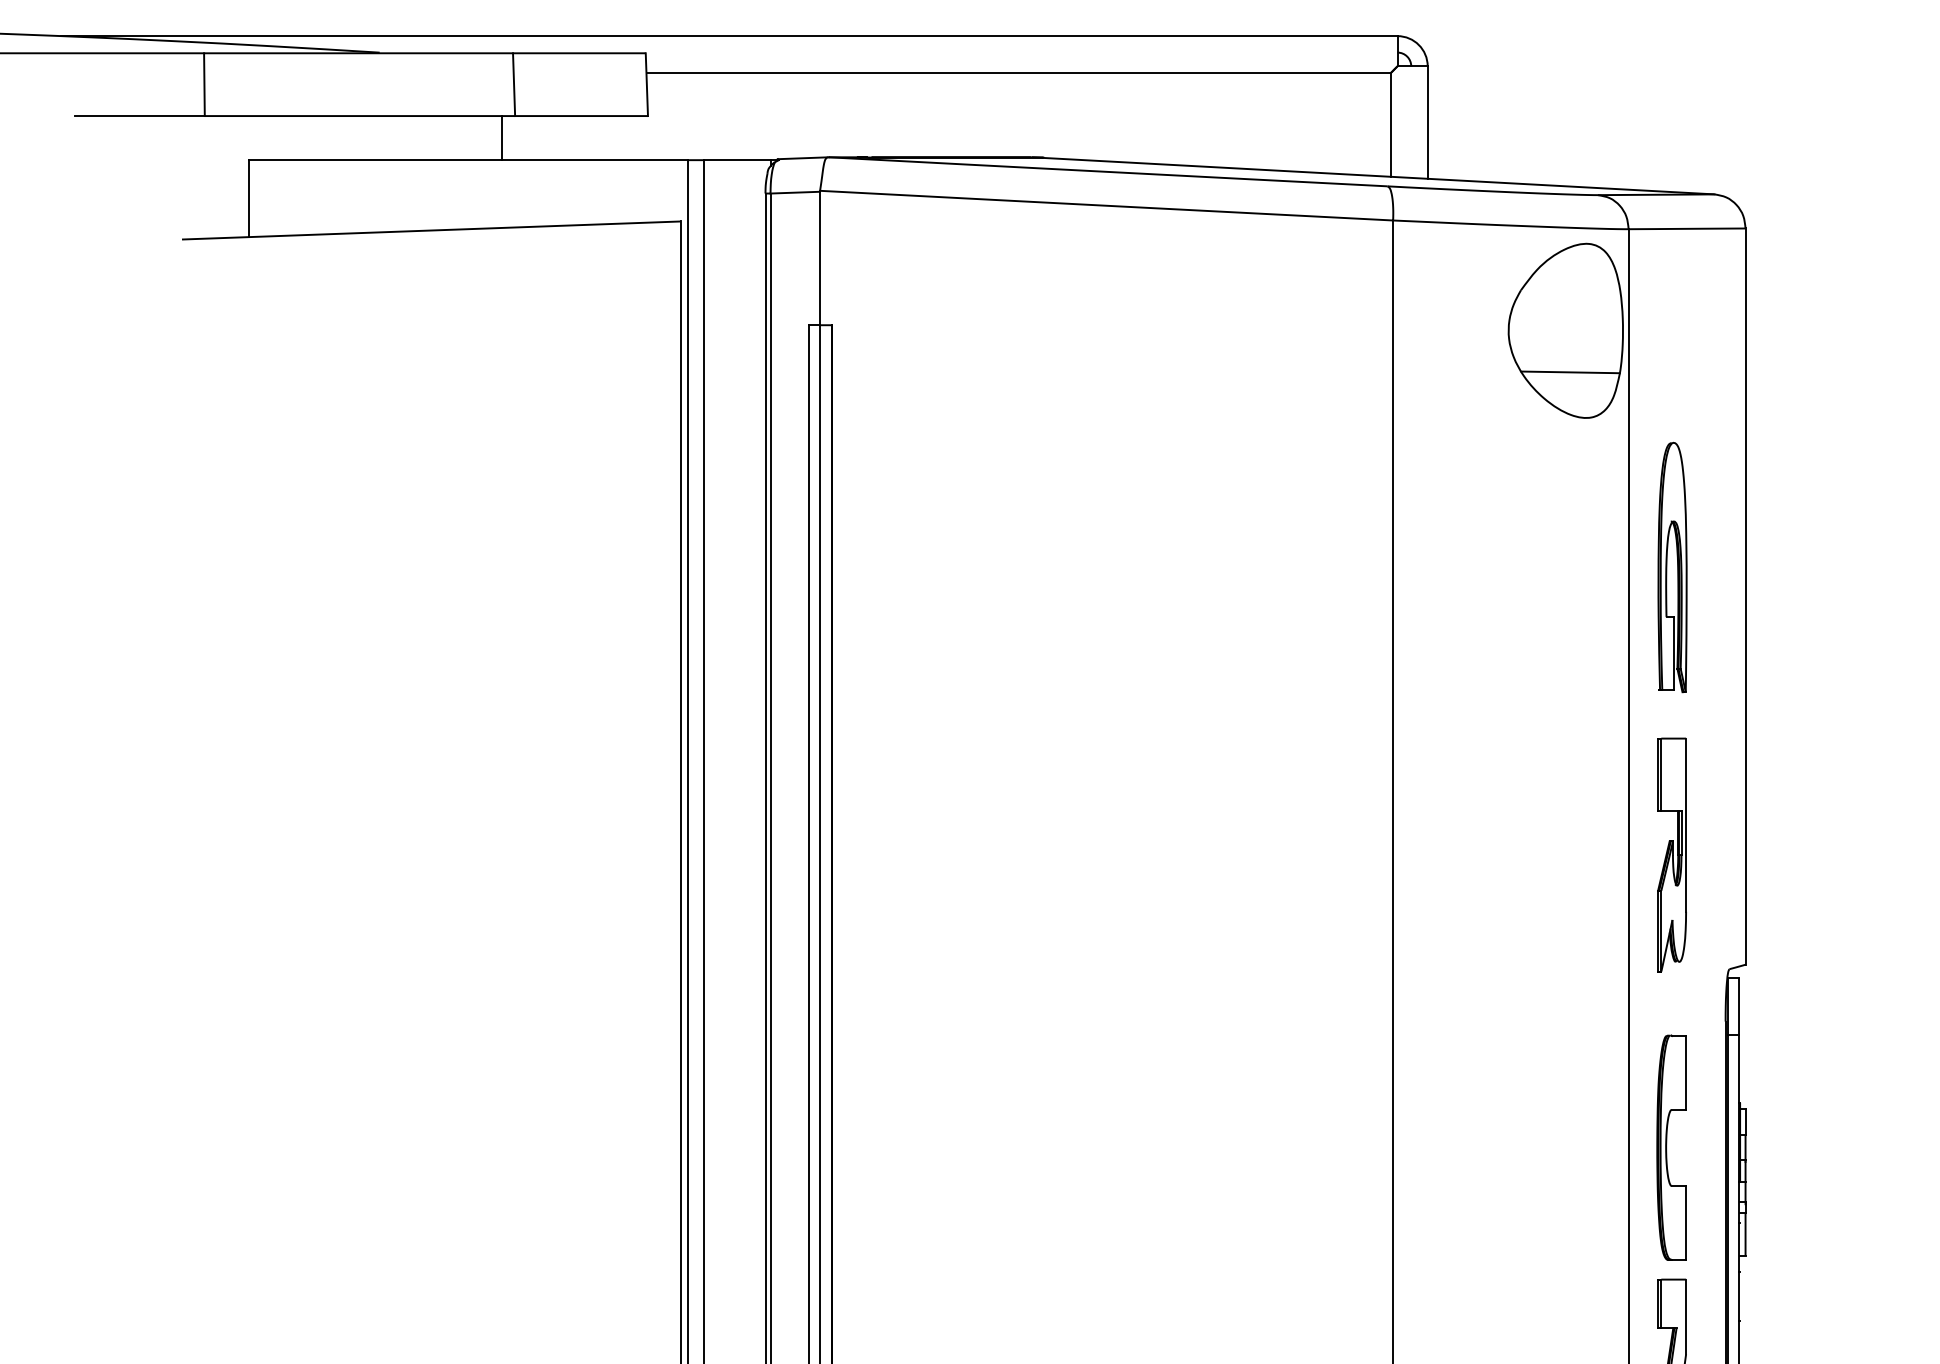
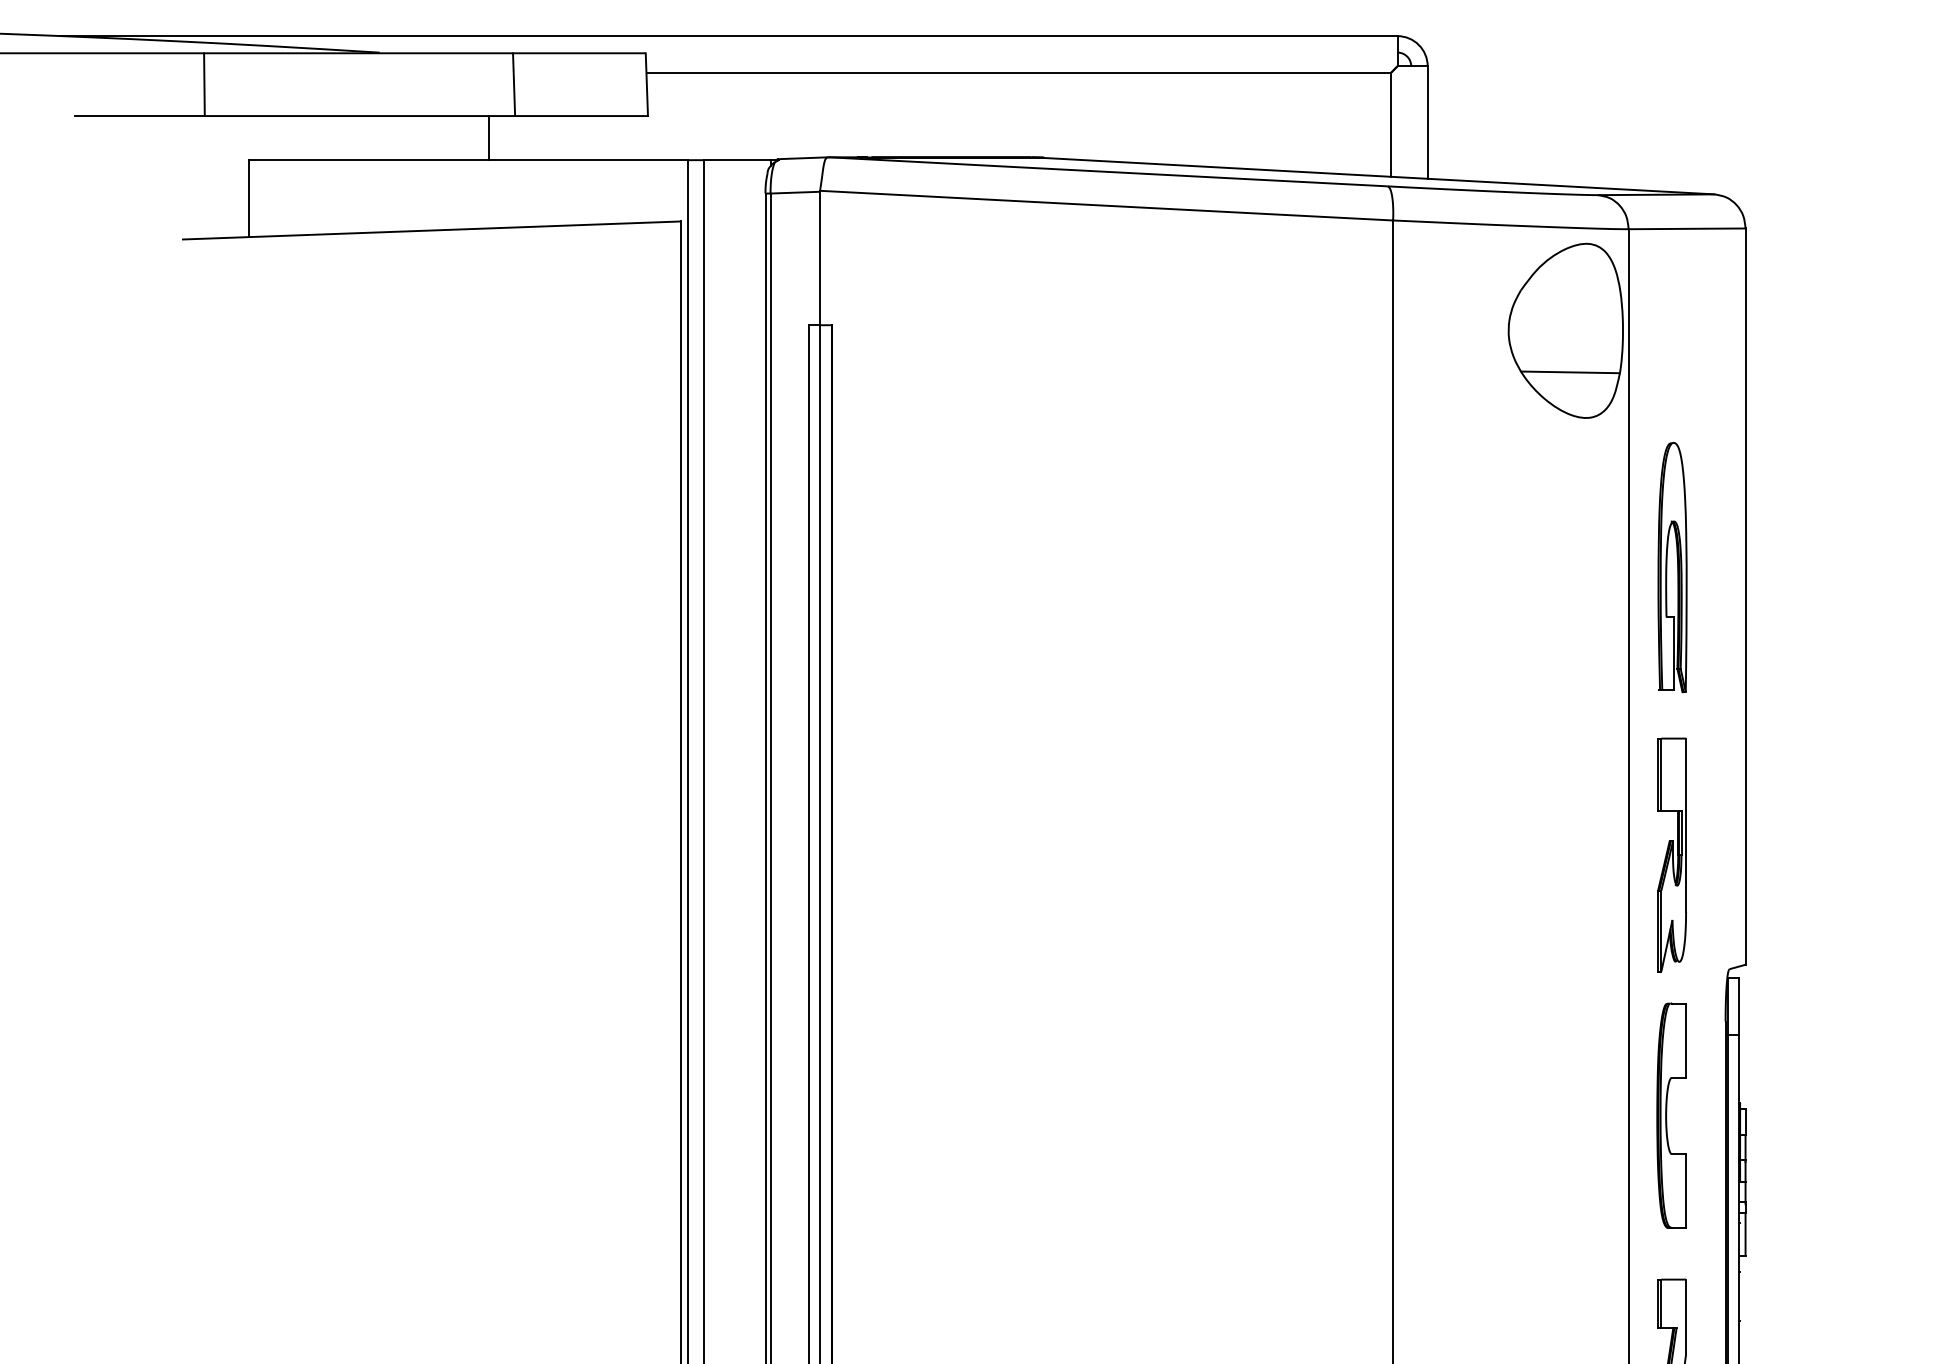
line position: (501, 138) -> (488, 138) (488, 138)
part position: (1671, 1147) -> (1671, 1115) (1671, 1115)
